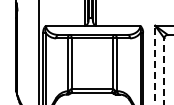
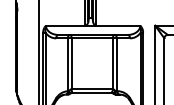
line: dashed -> solid (155, 65)
line: dashed -> solid (164, 71)
